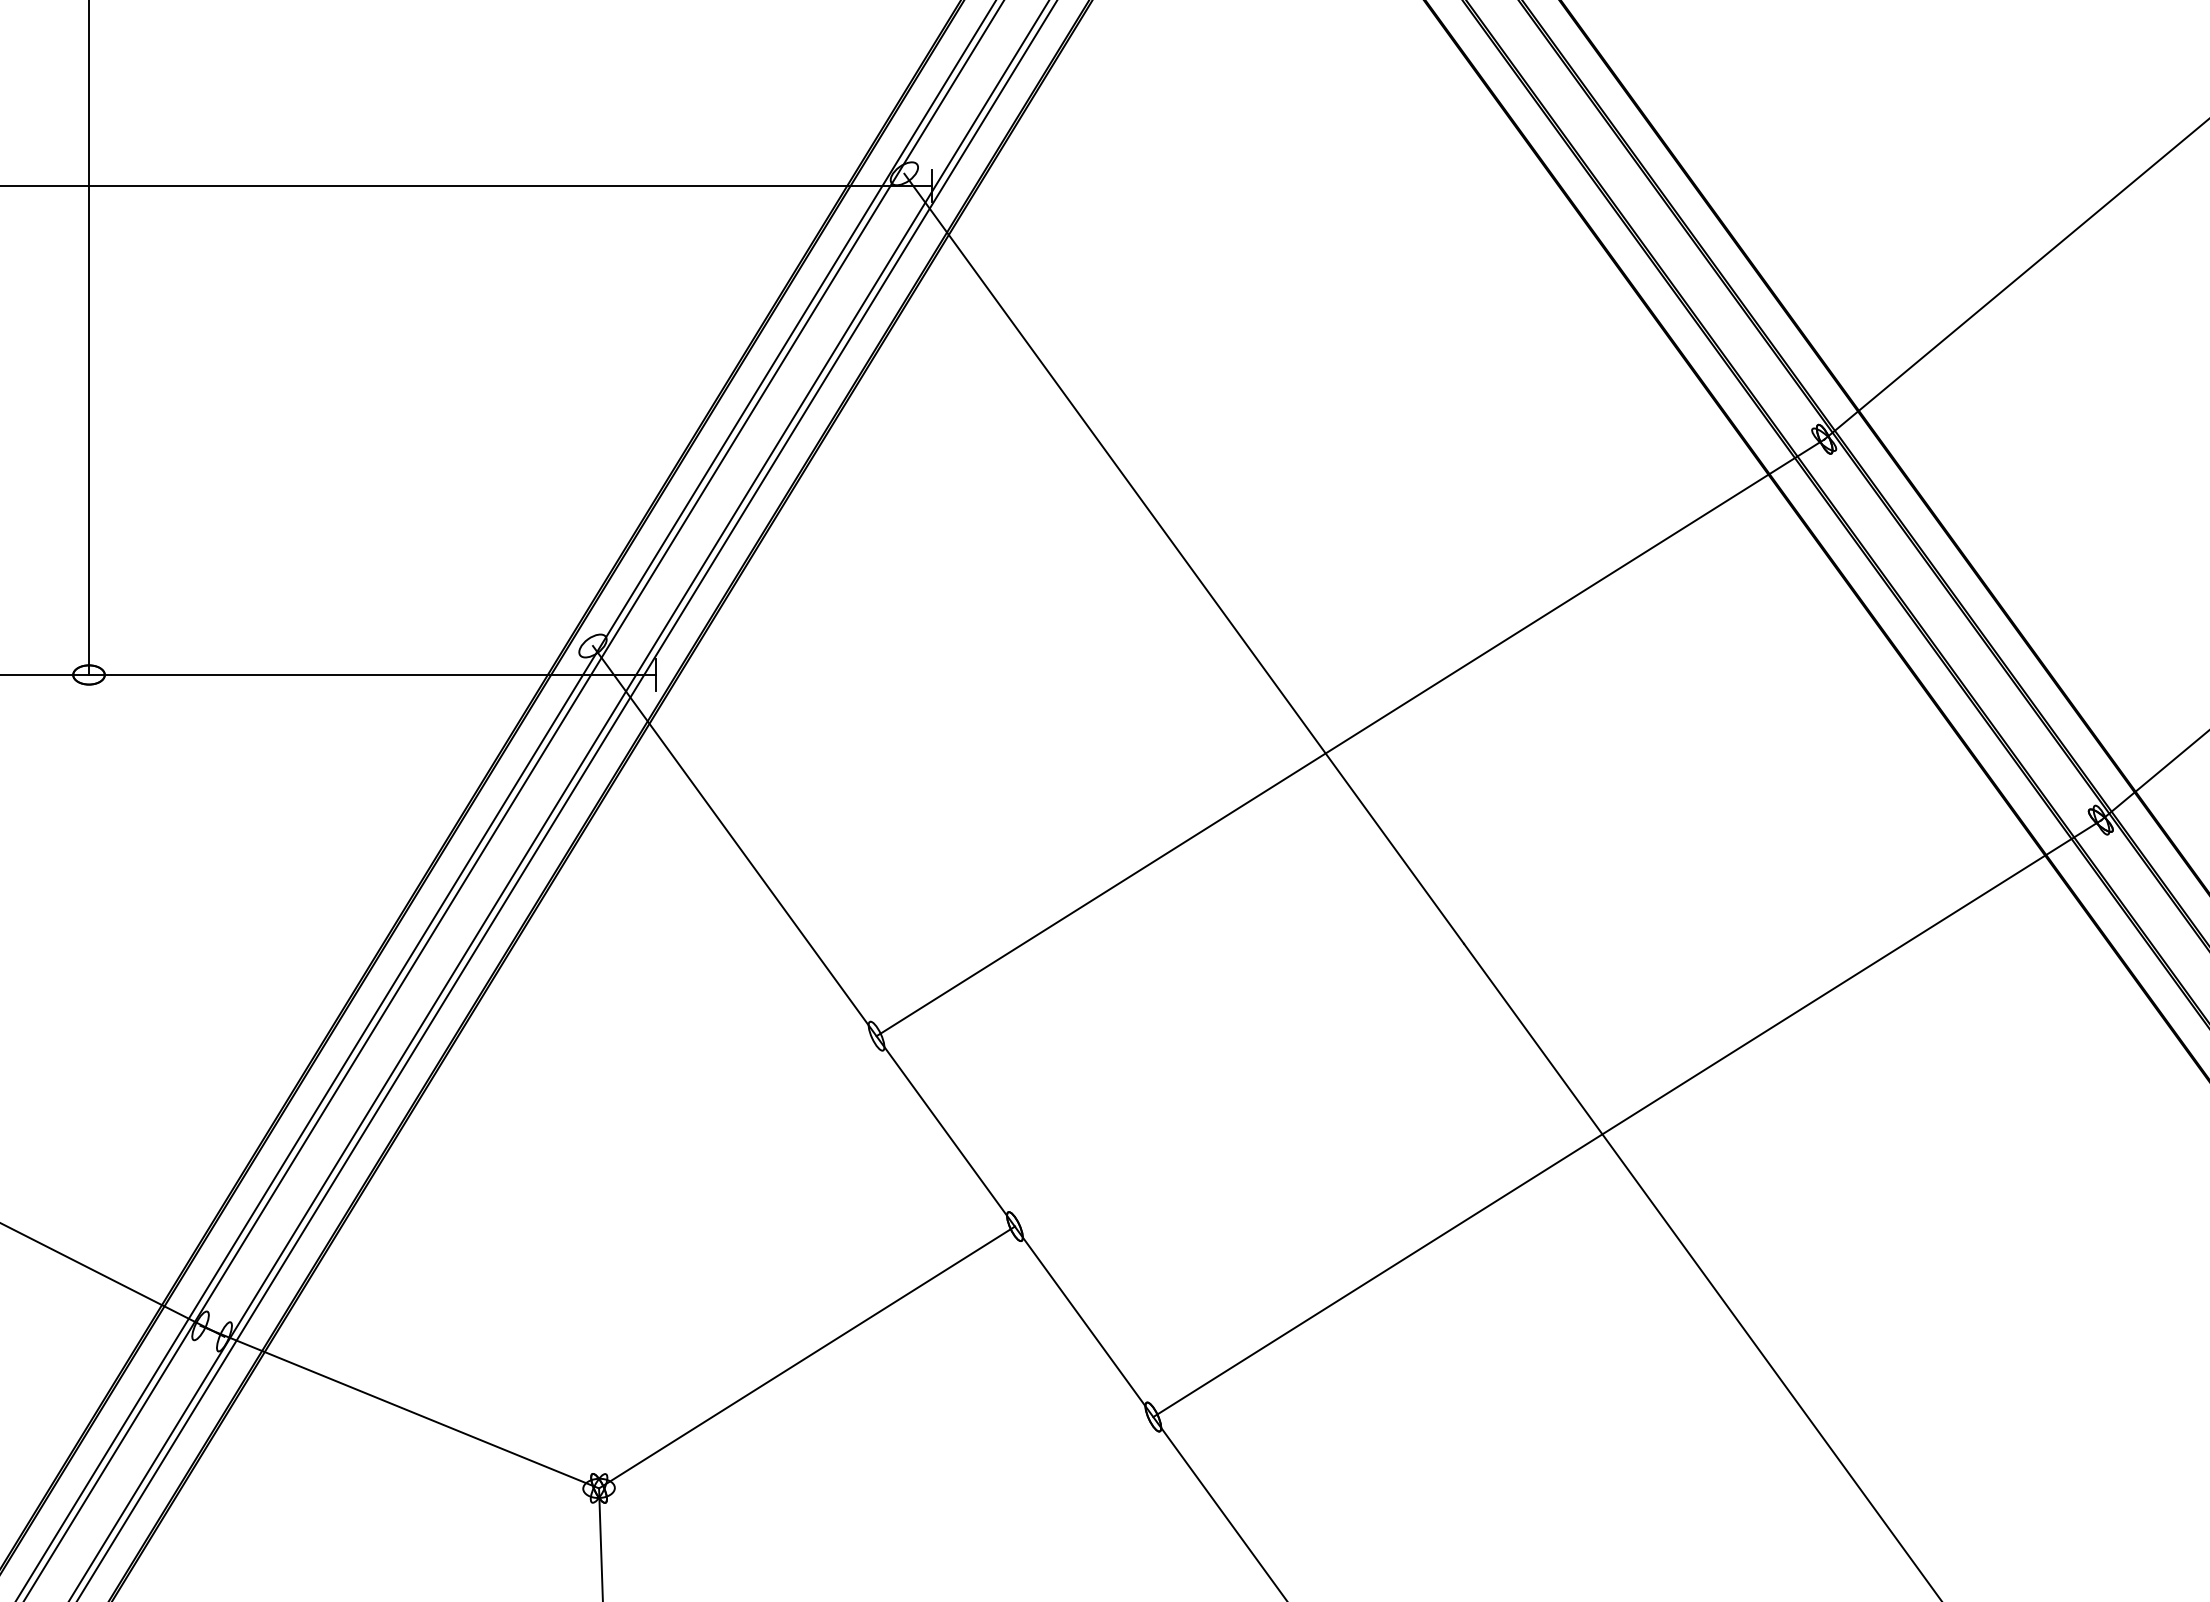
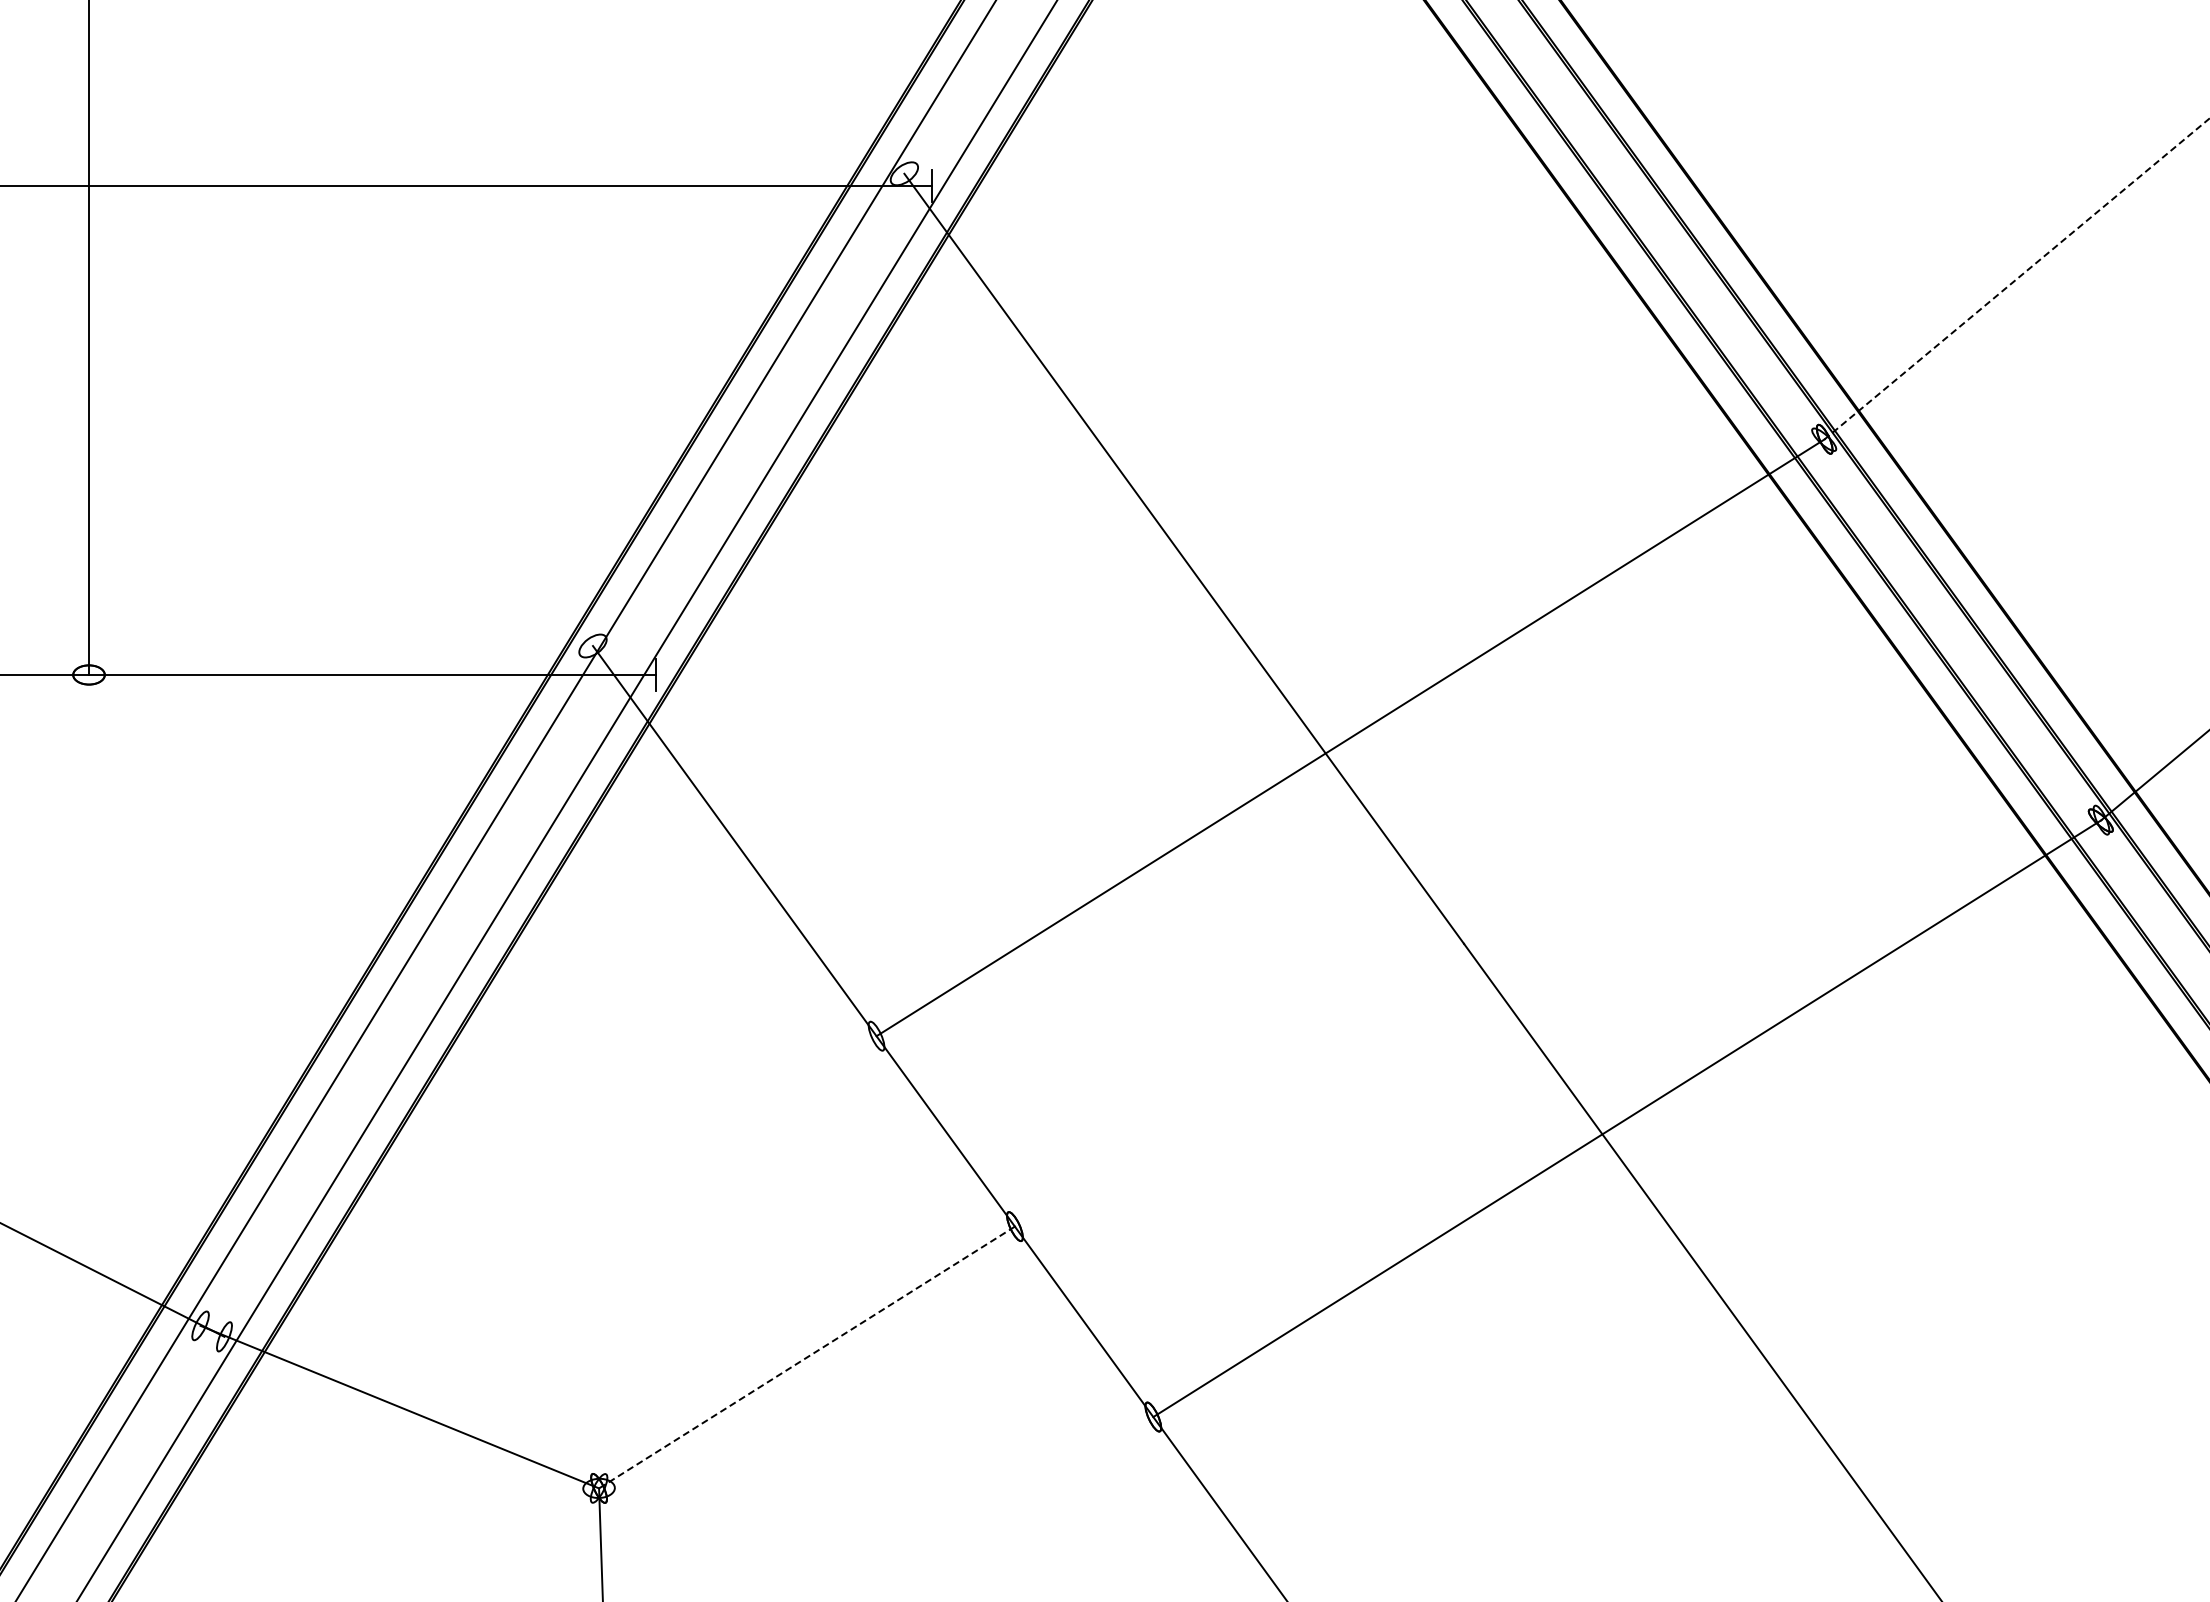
line: solid -> dashed (2016, 279)
line: present -> none (513, 800)
line: present -> none (558, 800)
line: solid -> dashed (807, 1357)
